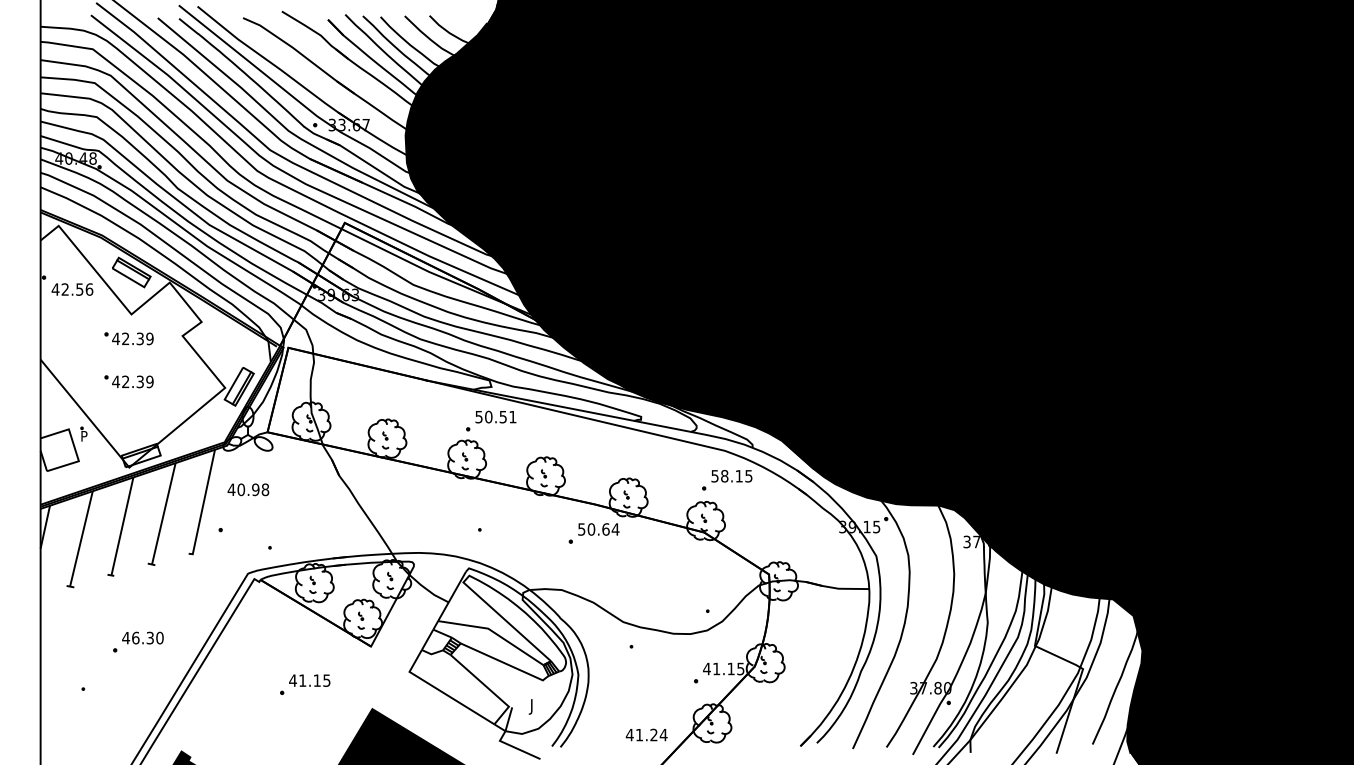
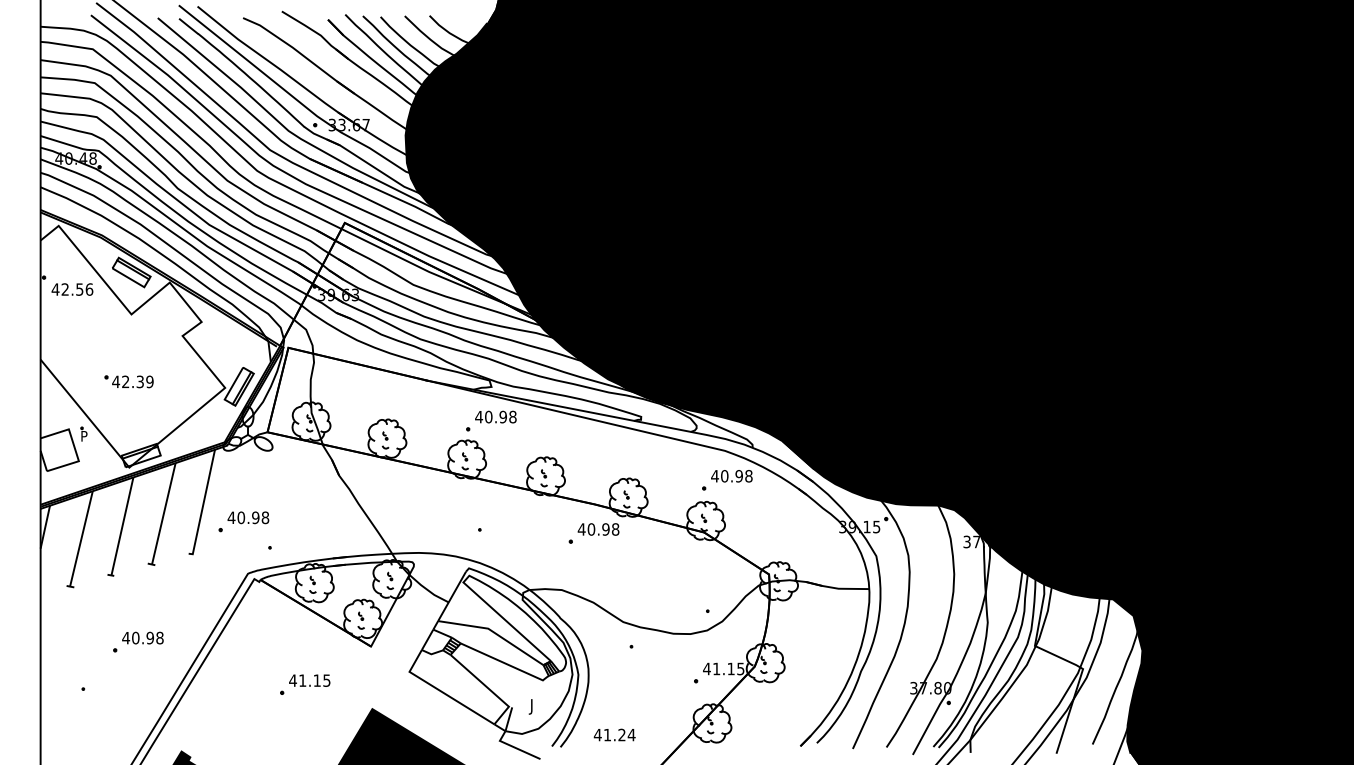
part: present -> none (128, 338)
text: 50.51 -> 40.98 (495, 416)
text: 58.15 -> 40.98 (731, 476)
text position: (248, 489) -> (248, 517) (248, 517)
text: 50.64 -> 40.98 (598, 529)
text: 46.30 -> 40.98 (147, 637)
text position: (646, 734) -> (614, 734) (614, 734)
